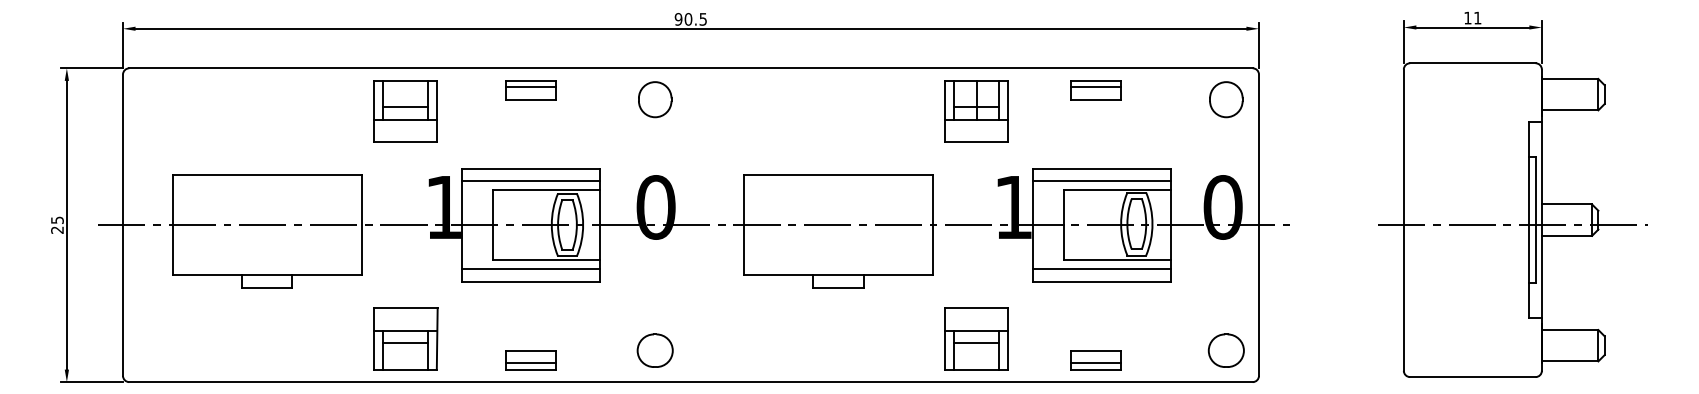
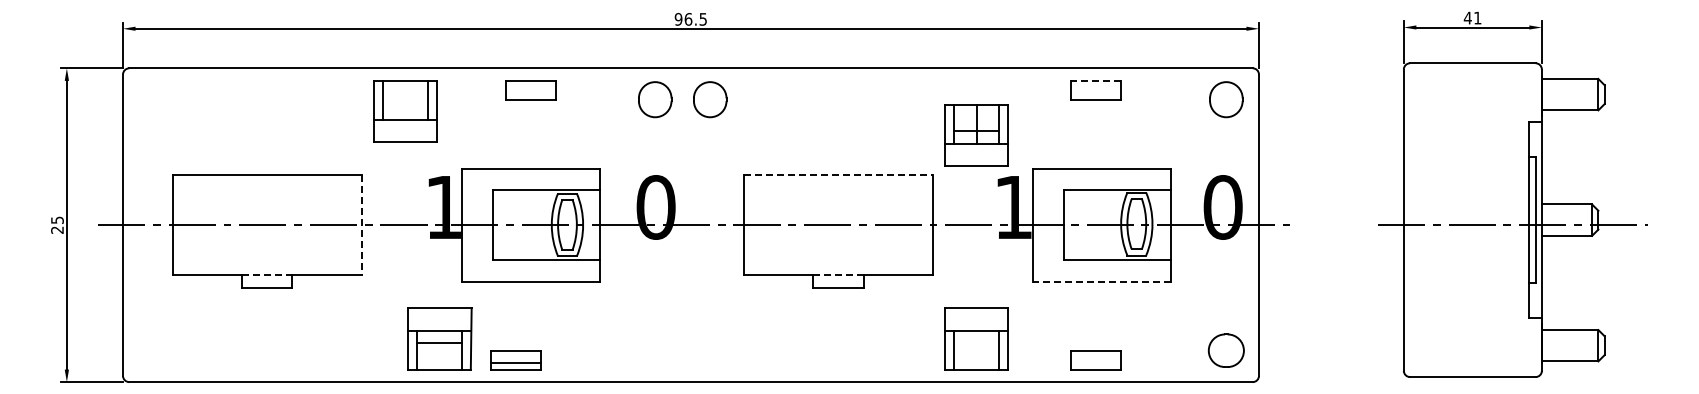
text: 11 -> 41 (1467, 17)
text: 90.5 -> 96.5 (688, 19)
line: solid -> dashed (1095, 80)
line: present -> none (530, 87)
line: present -> none (1095, 87)
part: none -> present (710, 99)
line: present -> none (405, 107)
part position: (976, 111) -> (976, 135) (976, 135)
line: solid -> dashed (838, 175)
line: present -> none (530, 181)
line: present -> none (1102, 181)
line: solid -> dashed (361, 225)
line: present -> none (530, 269)
line: present -> none (1102, 269)
line: solid -> dashed (267, 275)
line: solid -> dashed (838, 275)
line: solid -> dashed (1101, 281)
part position: (405, 338) -> (439, 338) (439, 338)
line: present -> none (976, 343)
part: present -> none (654, 350)
part position: (530, 360) -> (515, 360) (515, 360)
line: present -> none (1095, 363)
